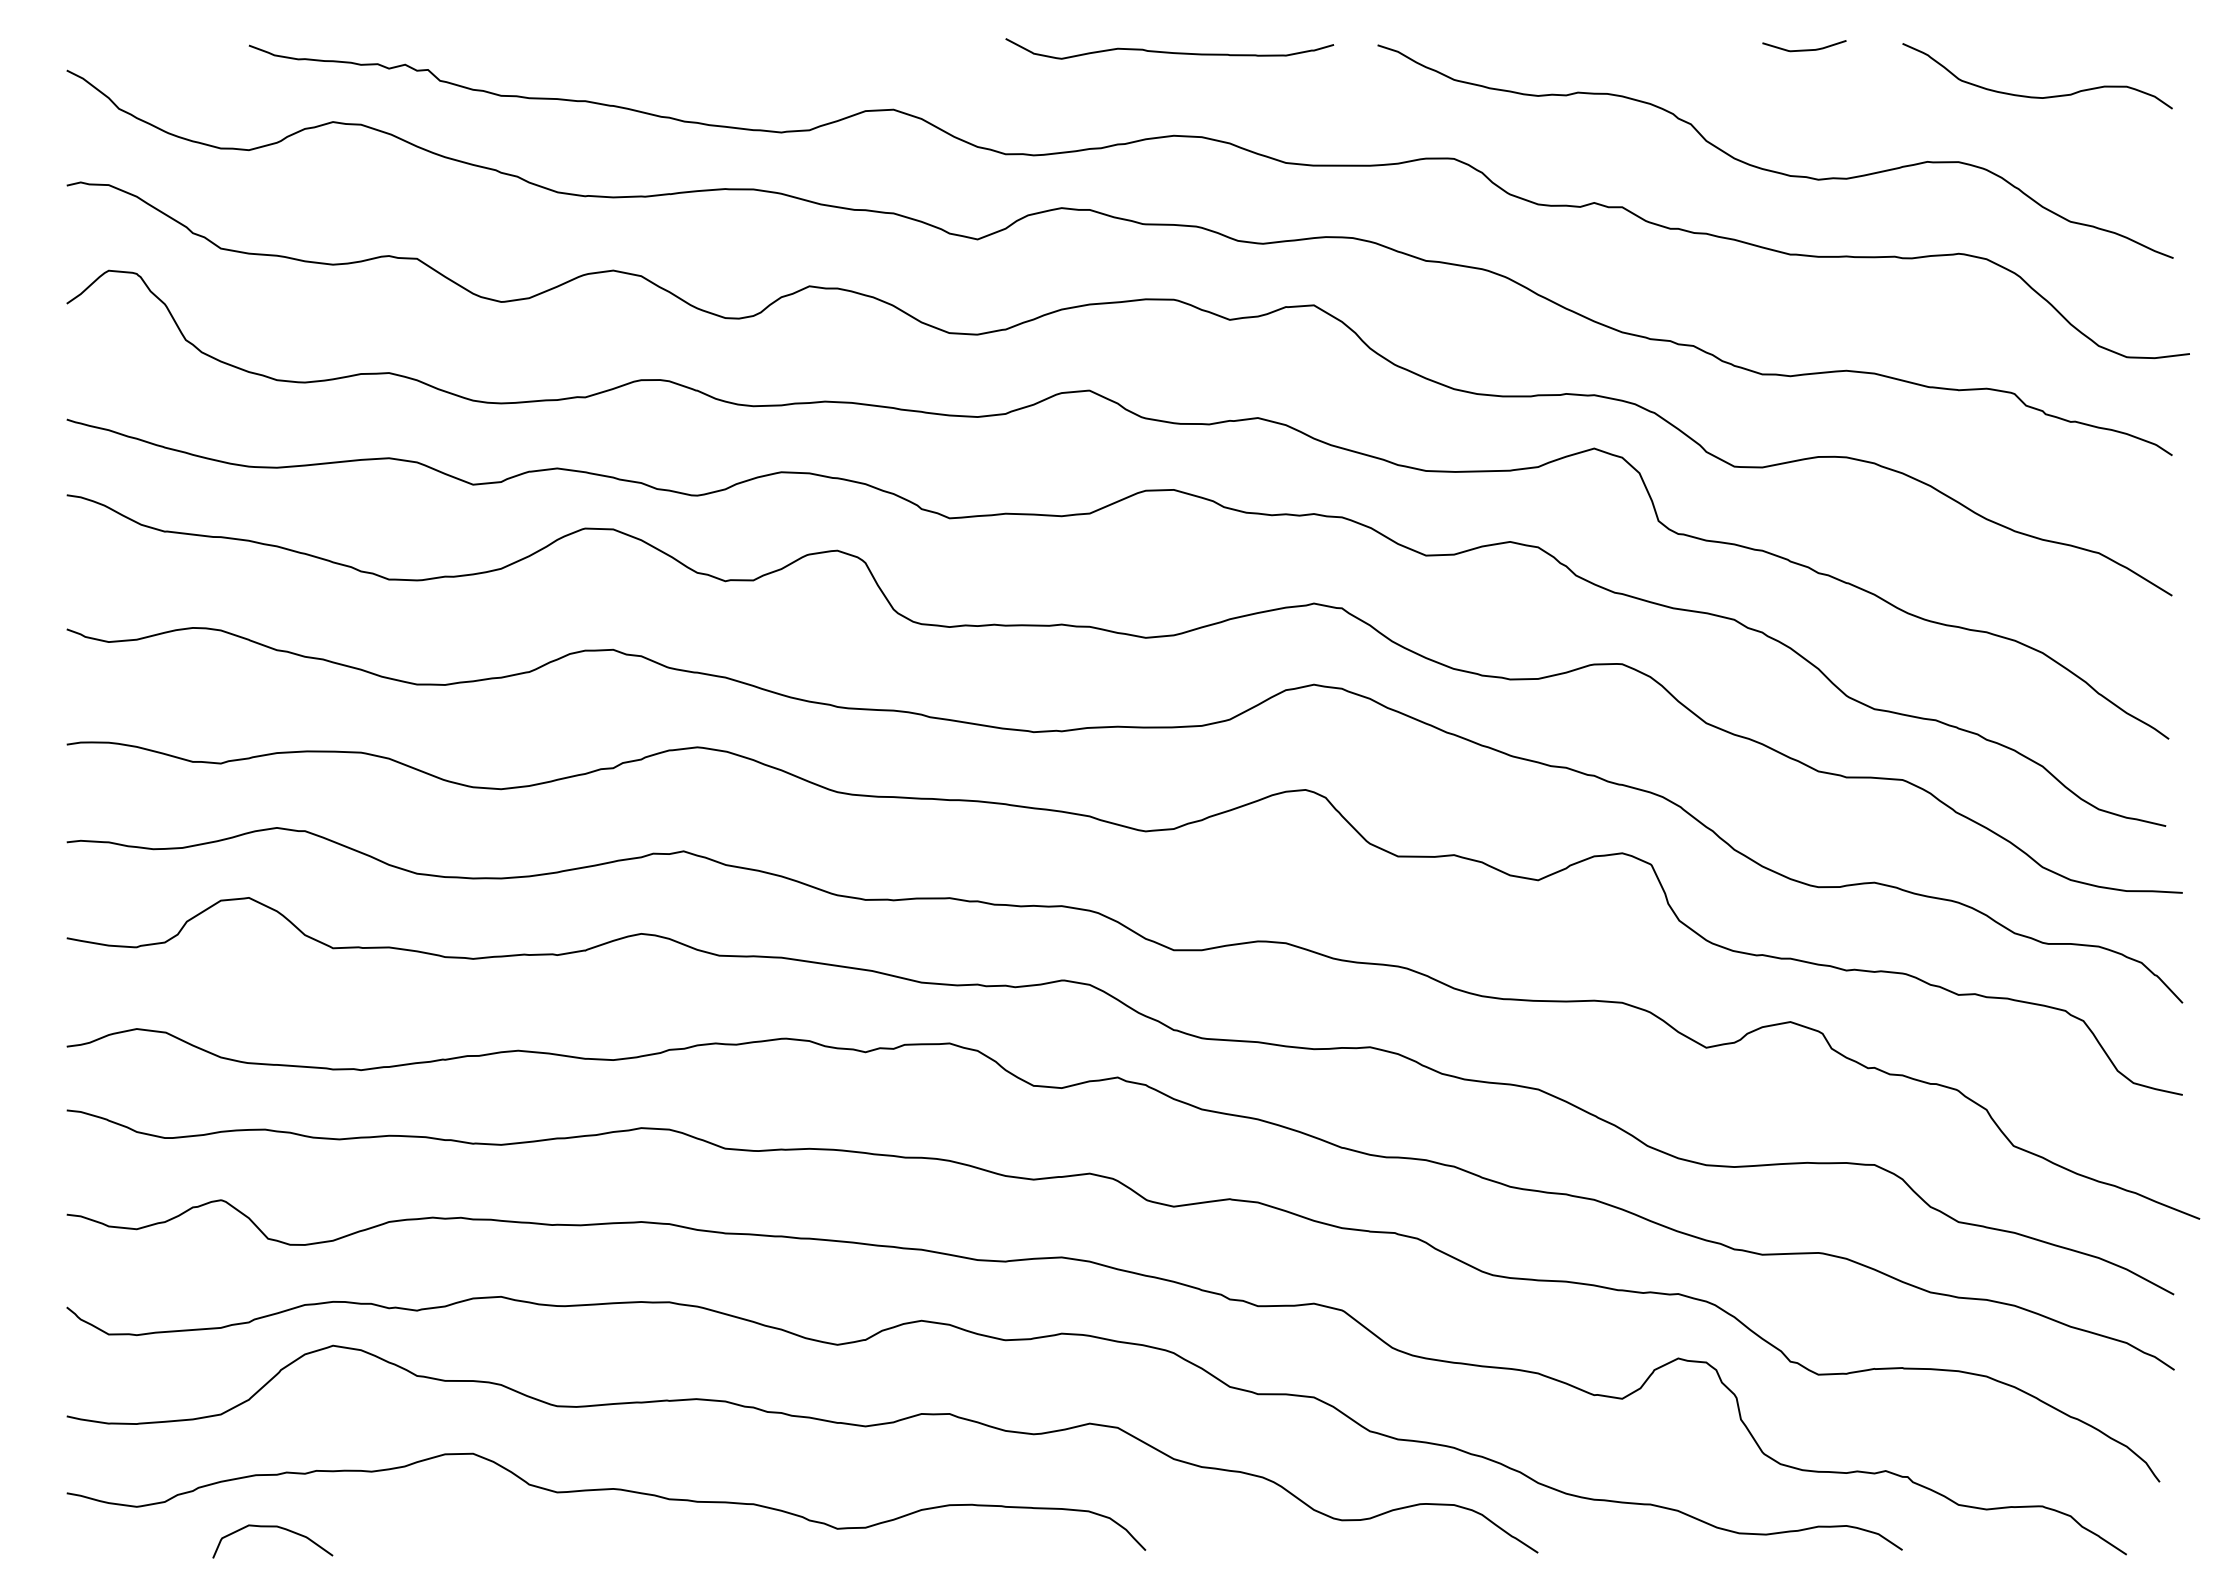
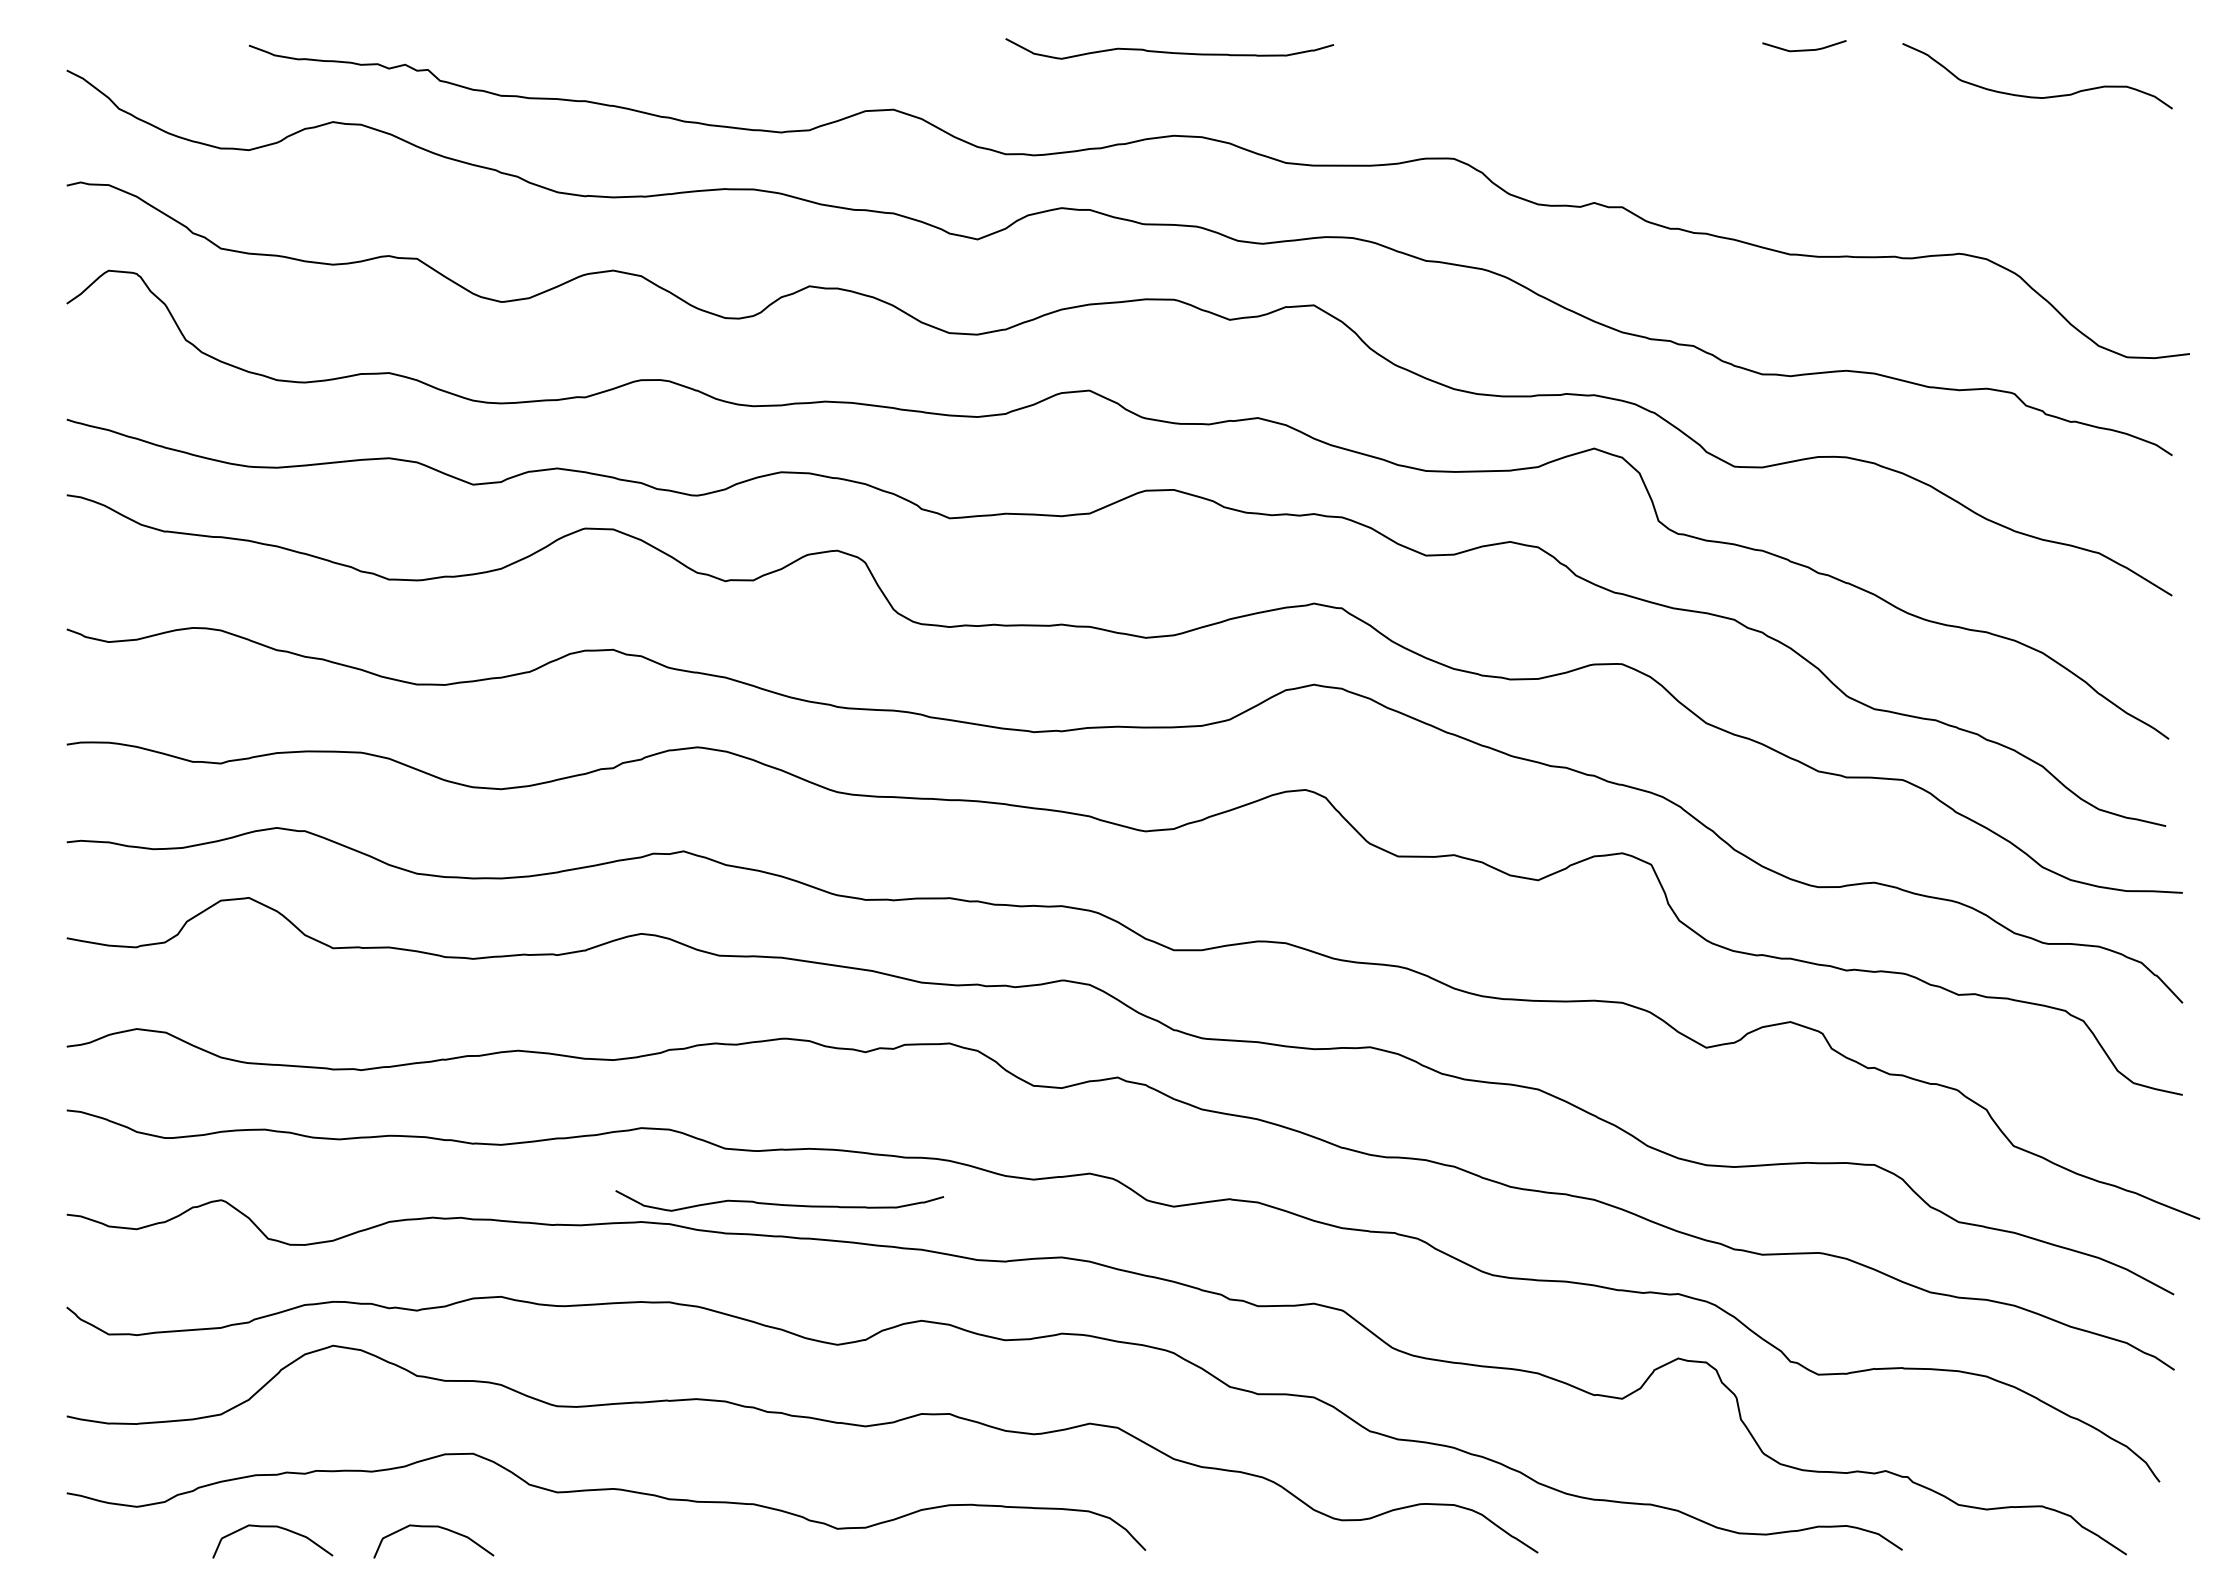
curve: present -> none (1769, 169)
curve: none -> present (779, 1203)
curve: none -> present (433, 1527)
